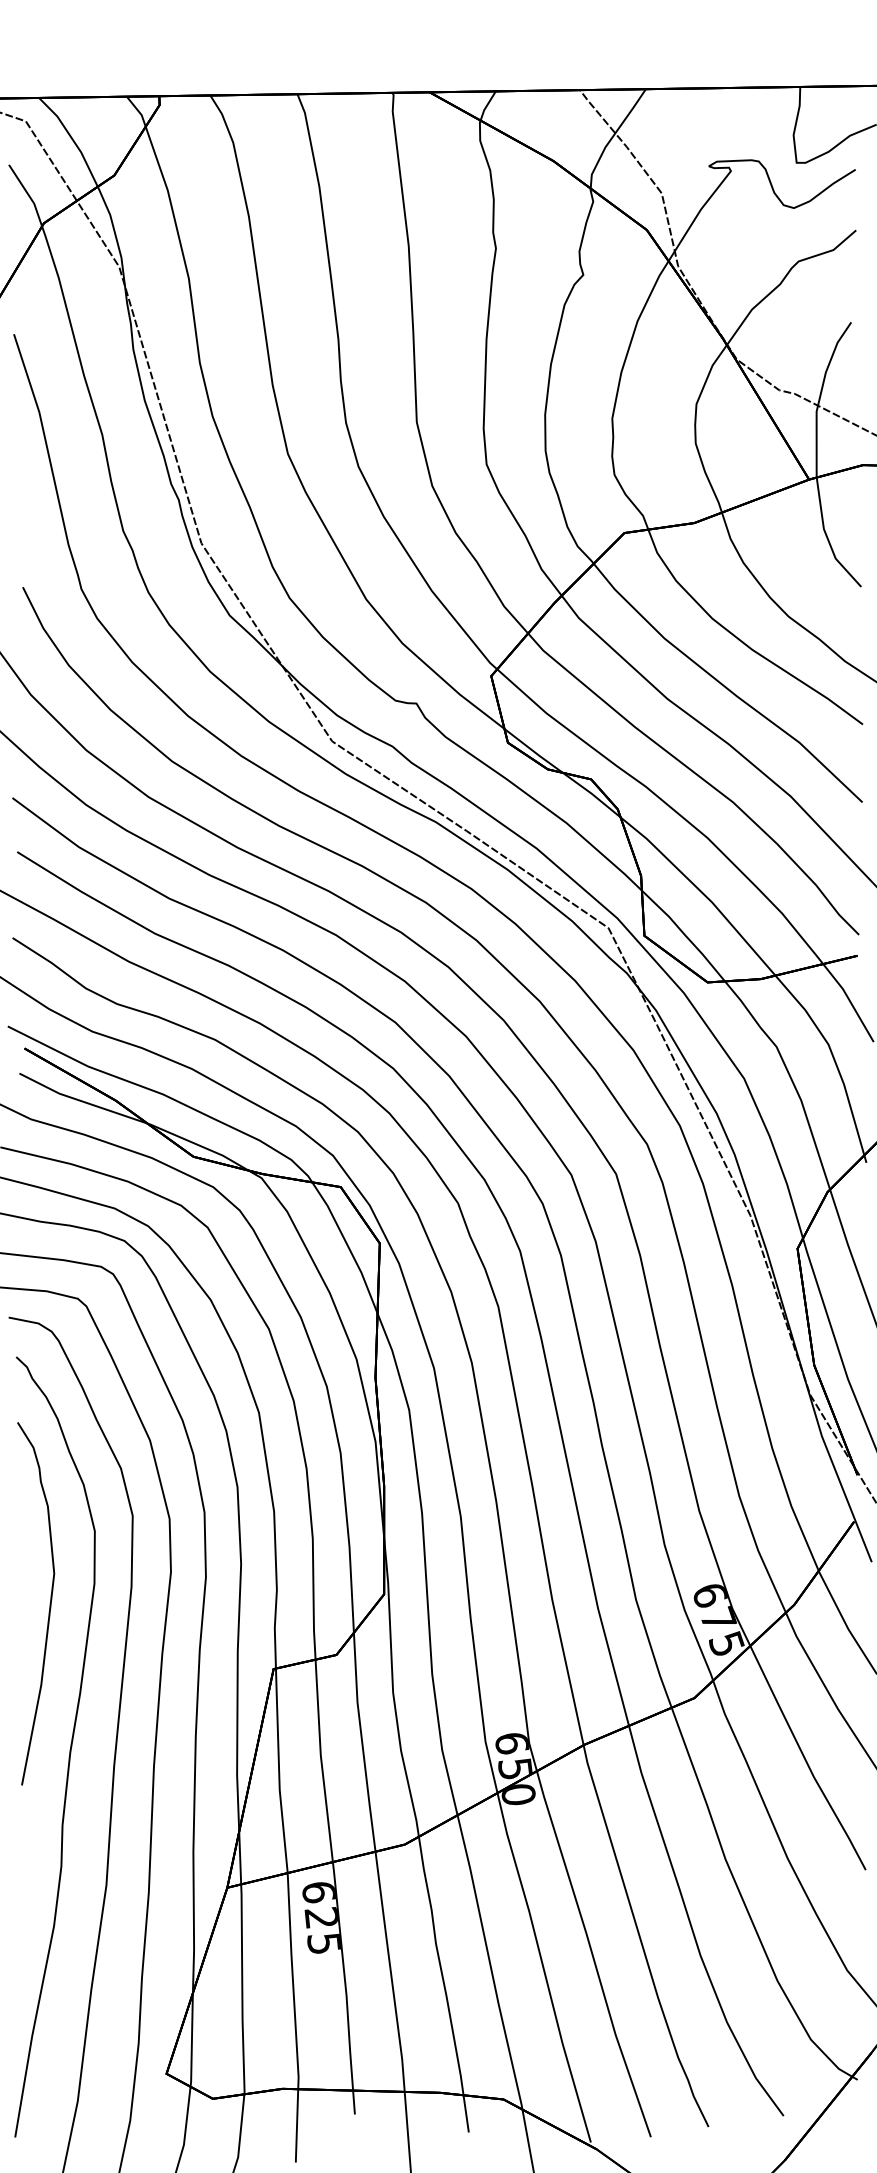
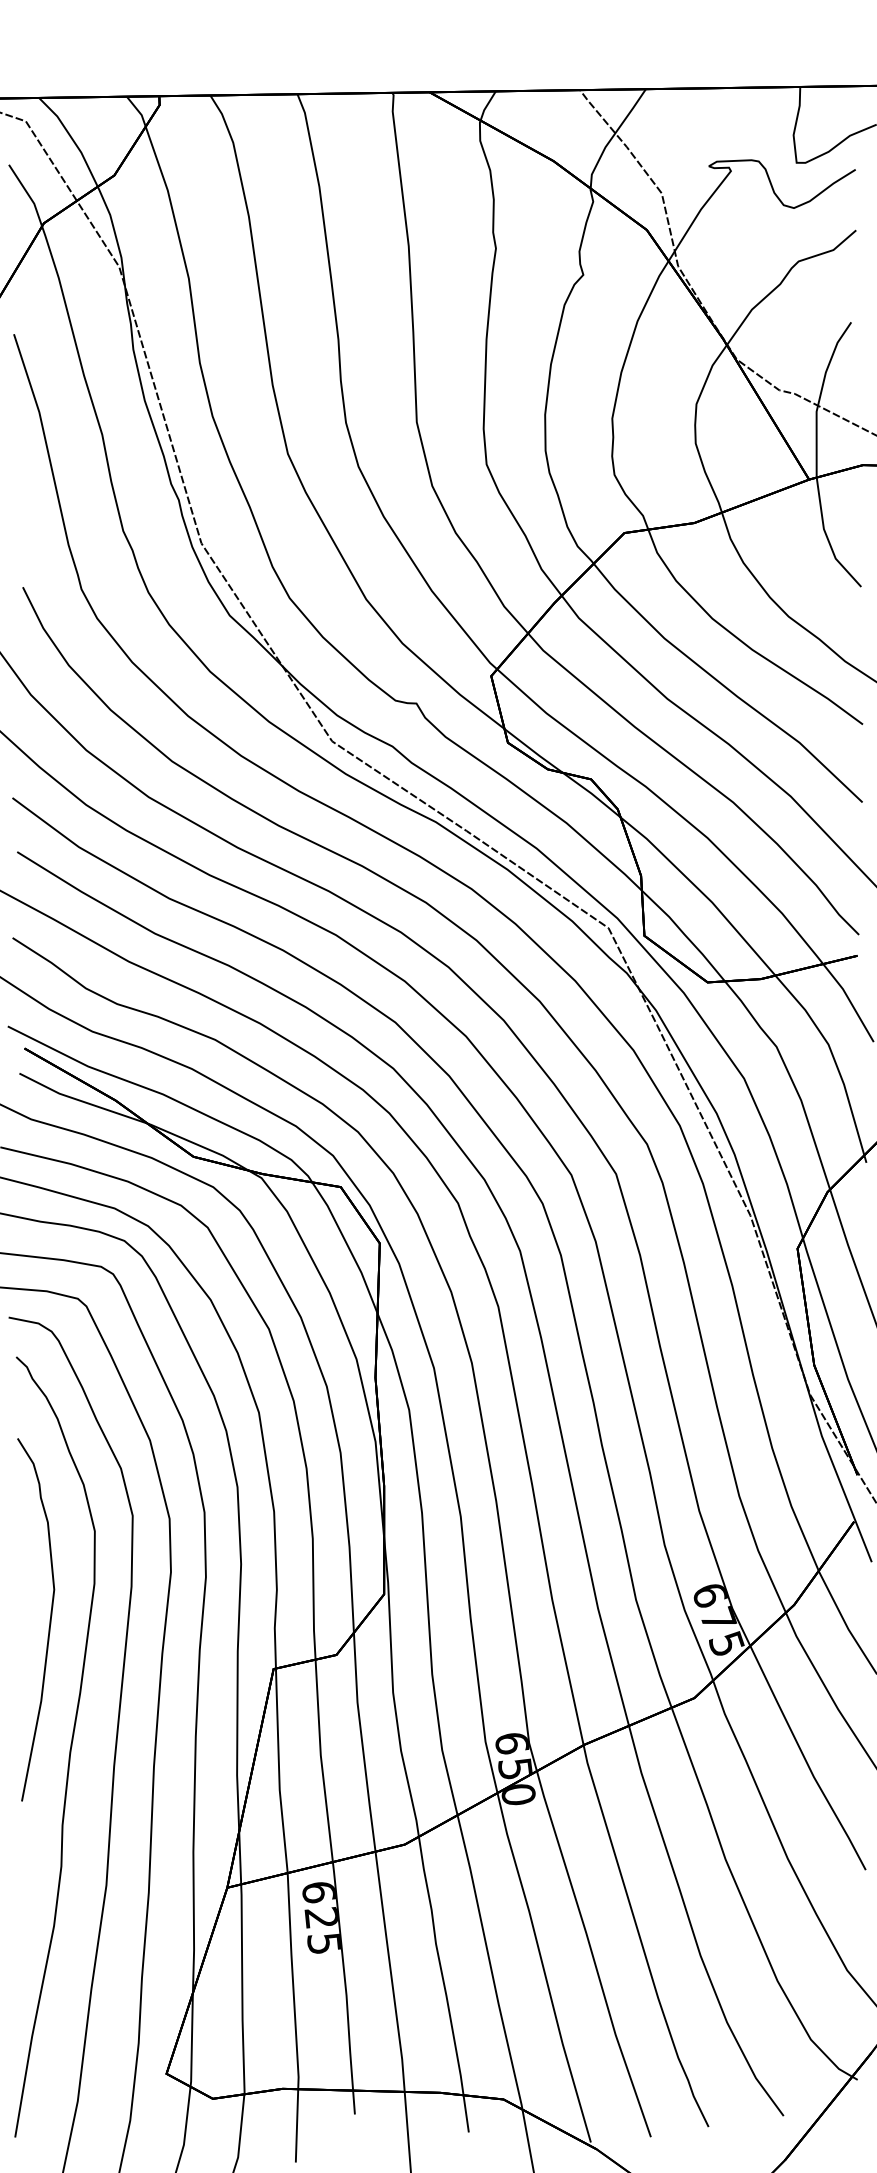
curve position: (49, 1603) -> (49, 1619) (49, 1619)
